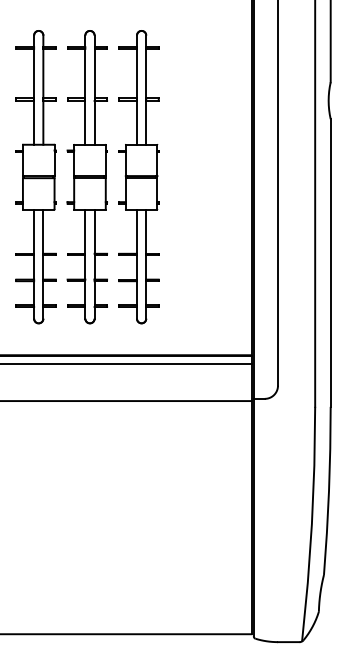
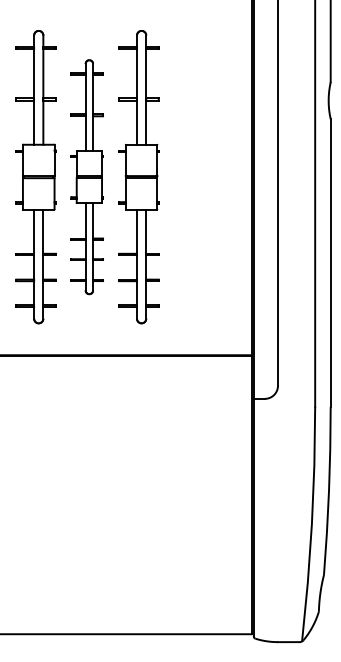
part size: 42x295 px -> 34x237 px (86, 177)
line: present -> none (126, 364)
line: present -> none (126, 401)
